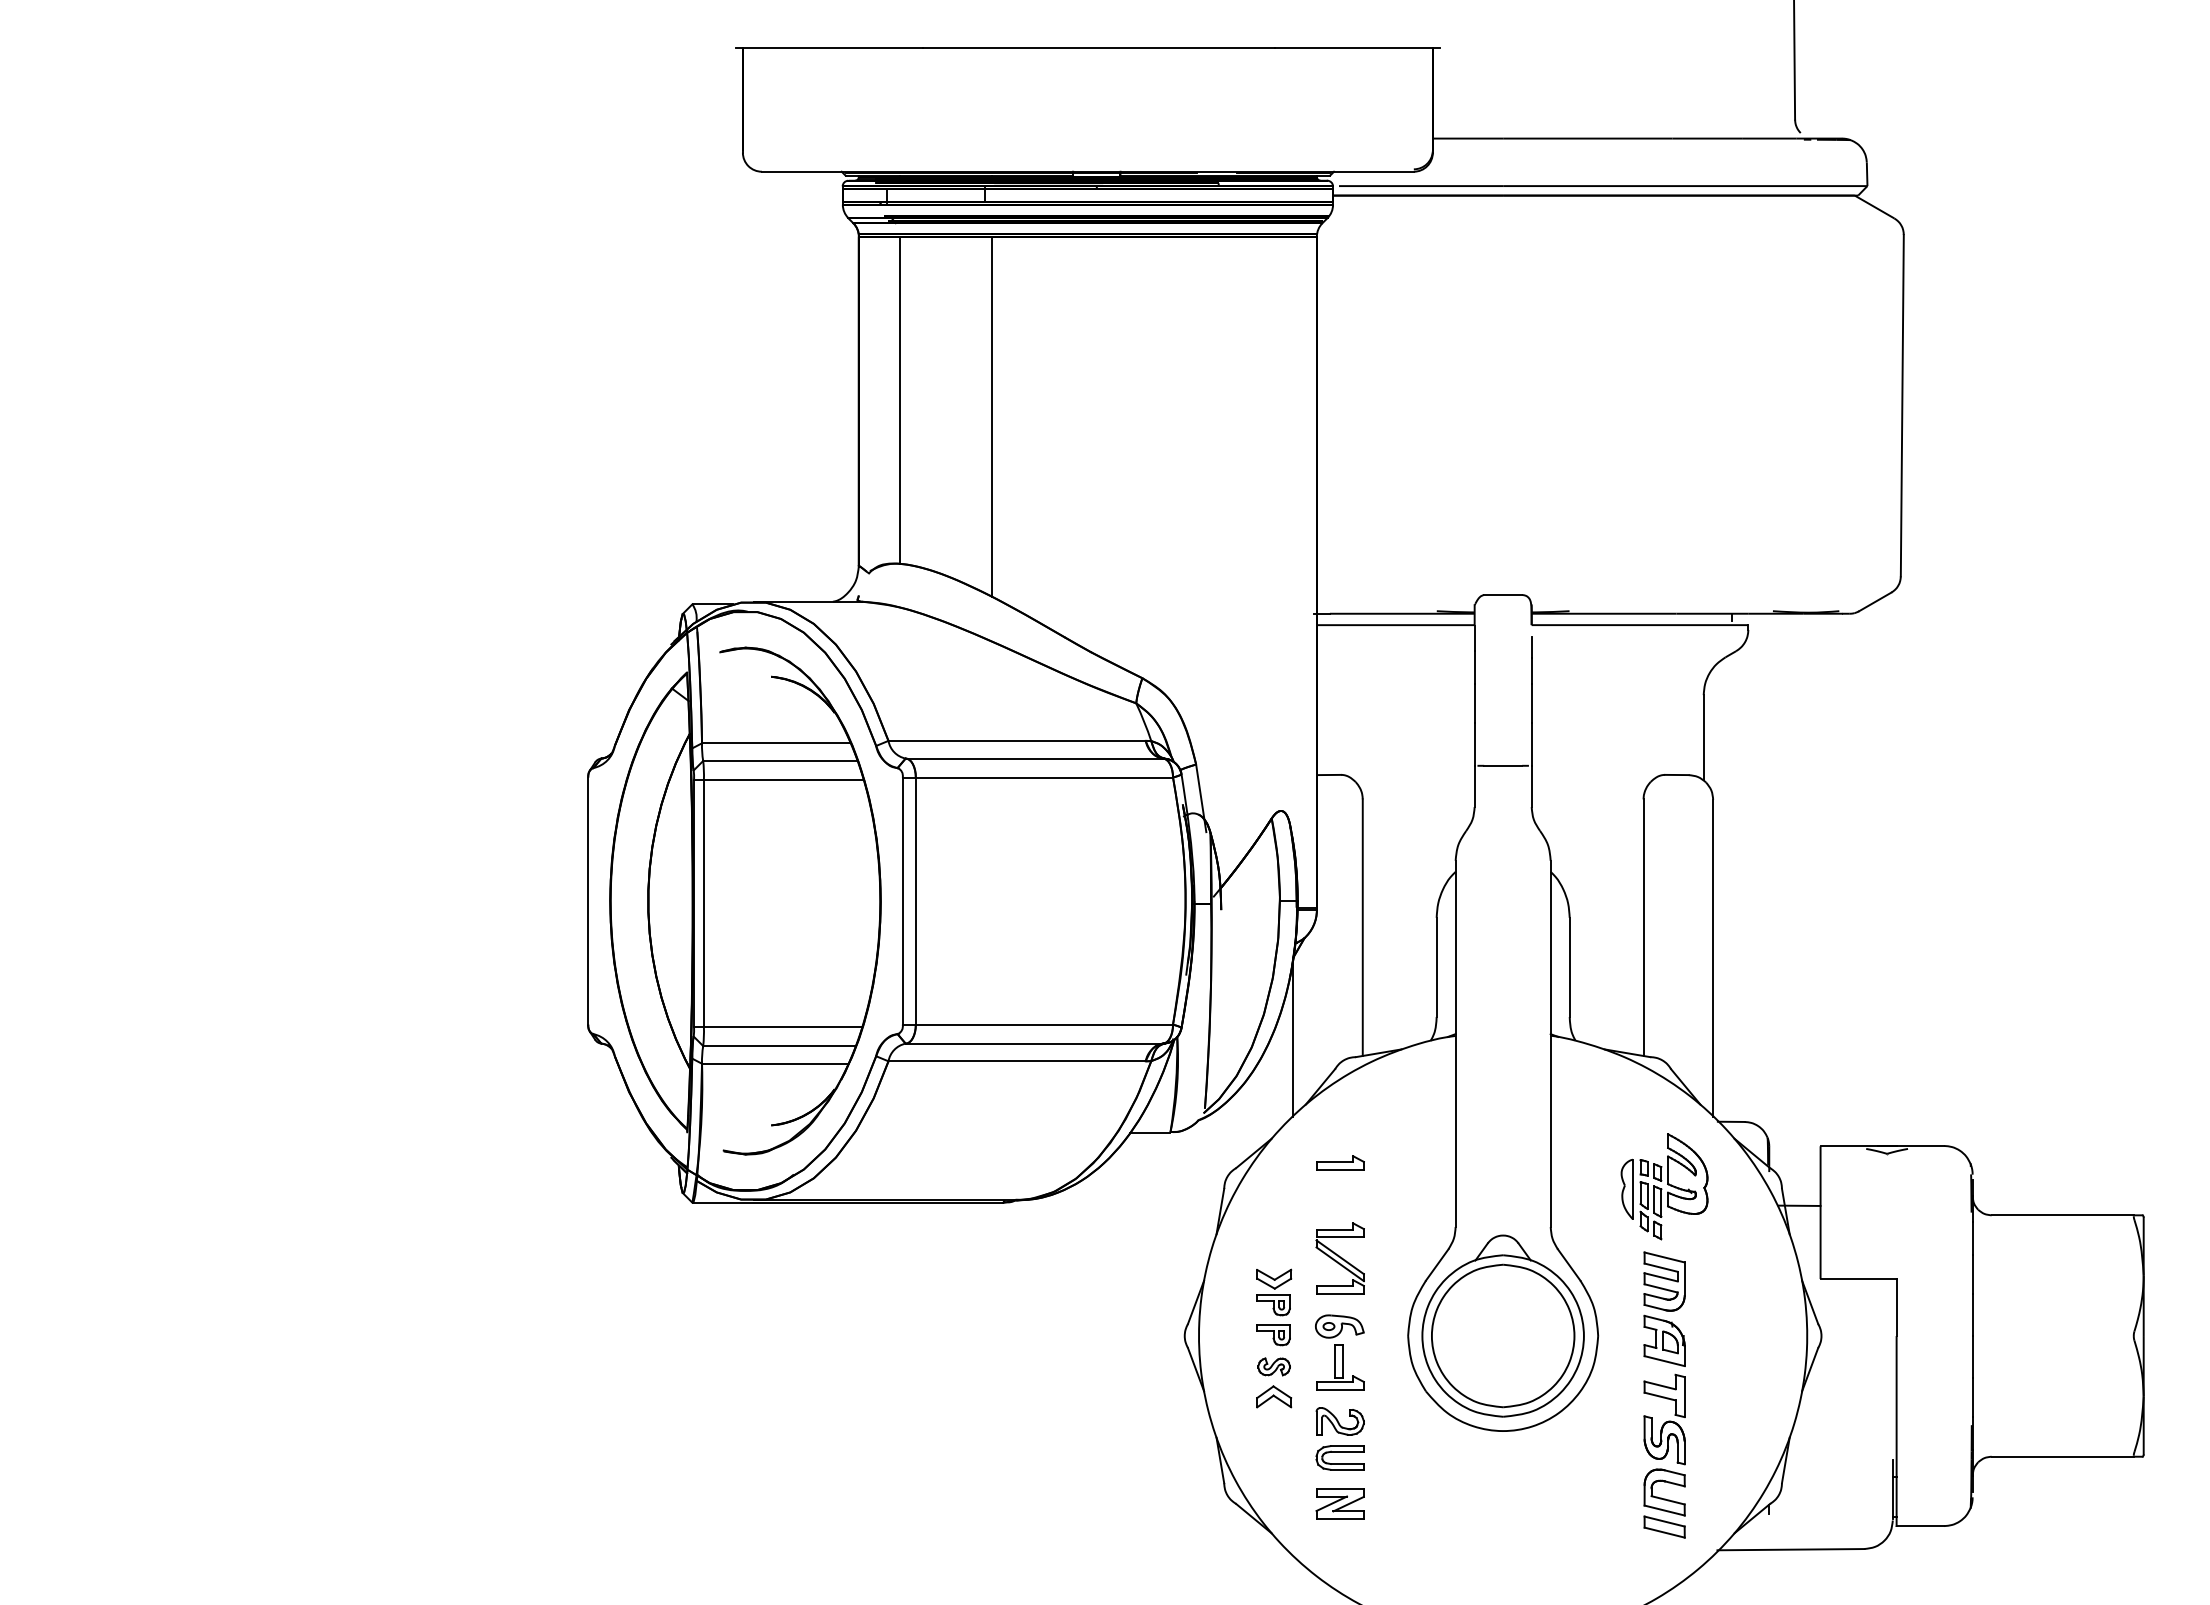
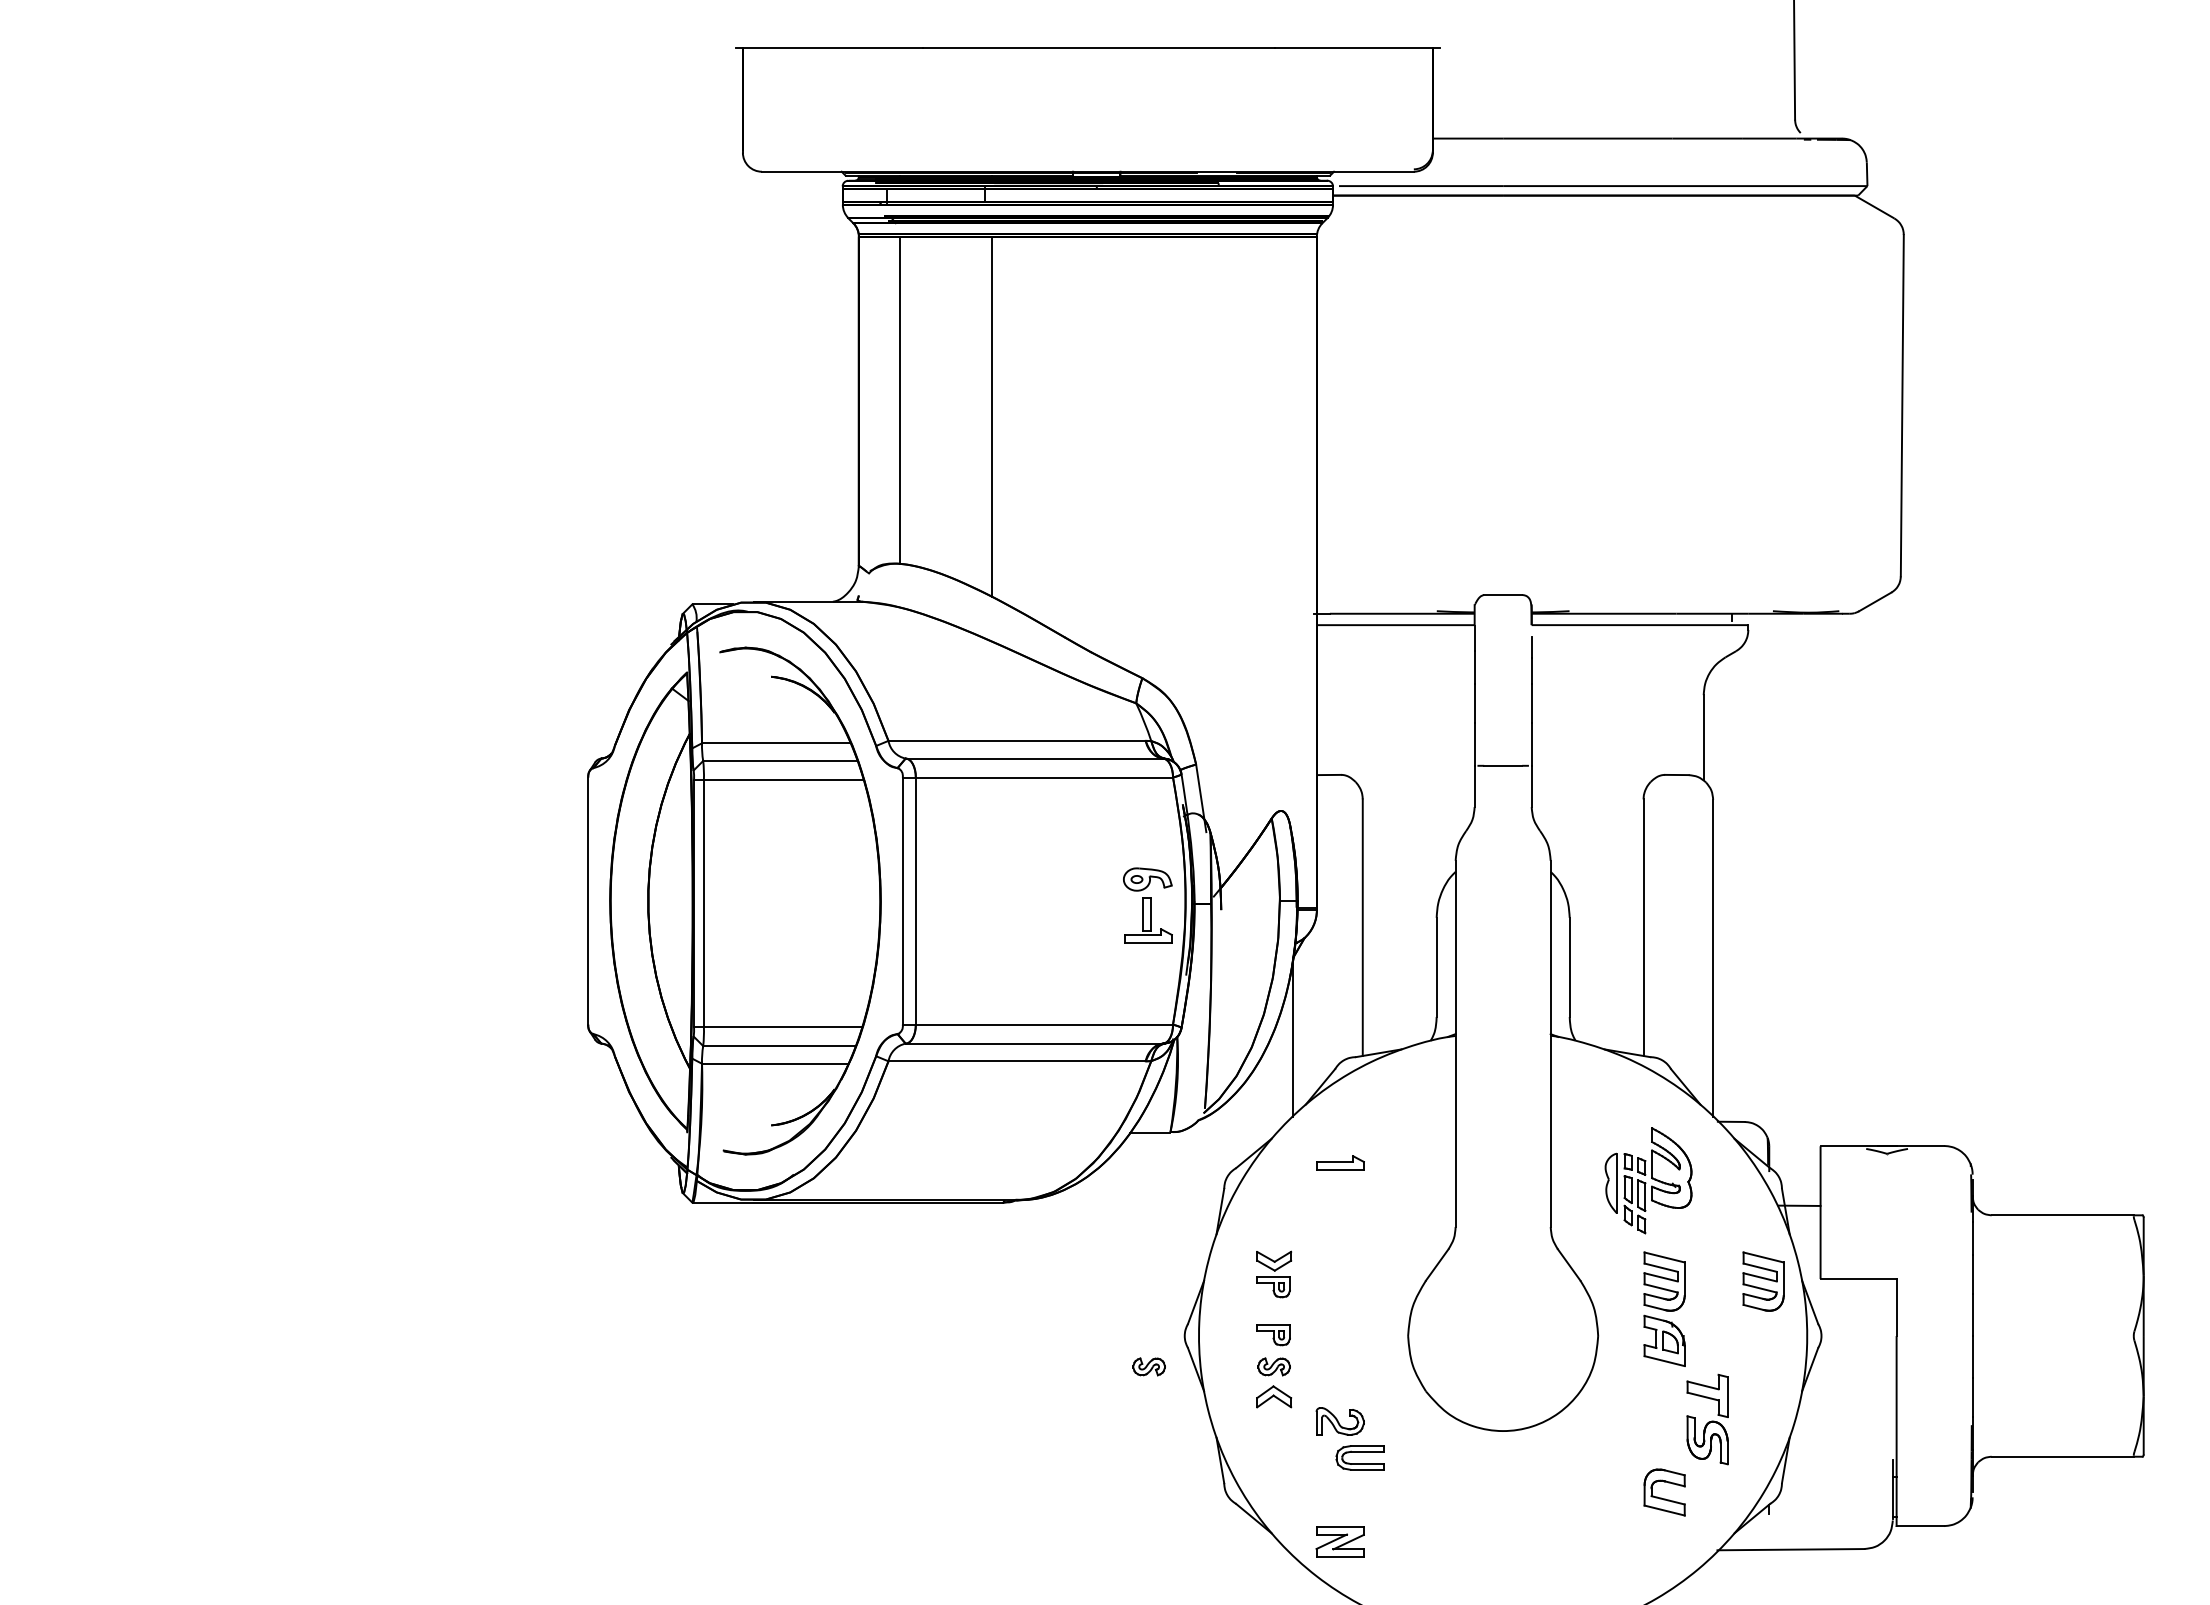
part position: (1664, 1186) -> (1648, 1180) (1648, 1180)
part: present -> none (1339, 1258)
part: none -> present (1763, 1281)
part position: (1274, 1292) -> (1274, 1274) (1274, 1274)
part: present -> none (1502, 1325)
part position: (1339, 1352) -> (1147, 905) (1147, 905)
part: none -> present (1148, 1366)
part position: (1664, 1419) -> (1707, 1419) (1707, 1419)
part position: (1339, 1457) -> (1359, 1457) (1359, 1457)
part position: (1339, 1503) -> (1339, 1541) (1339, 1541)
part: present -> none (1664, 1526)
